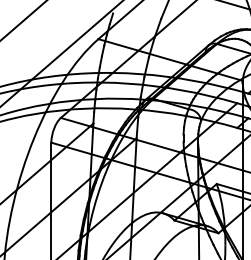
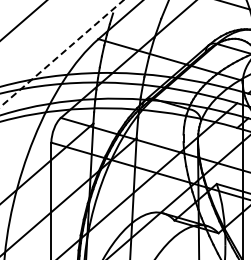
line: solid -> dashed (61, 53)
